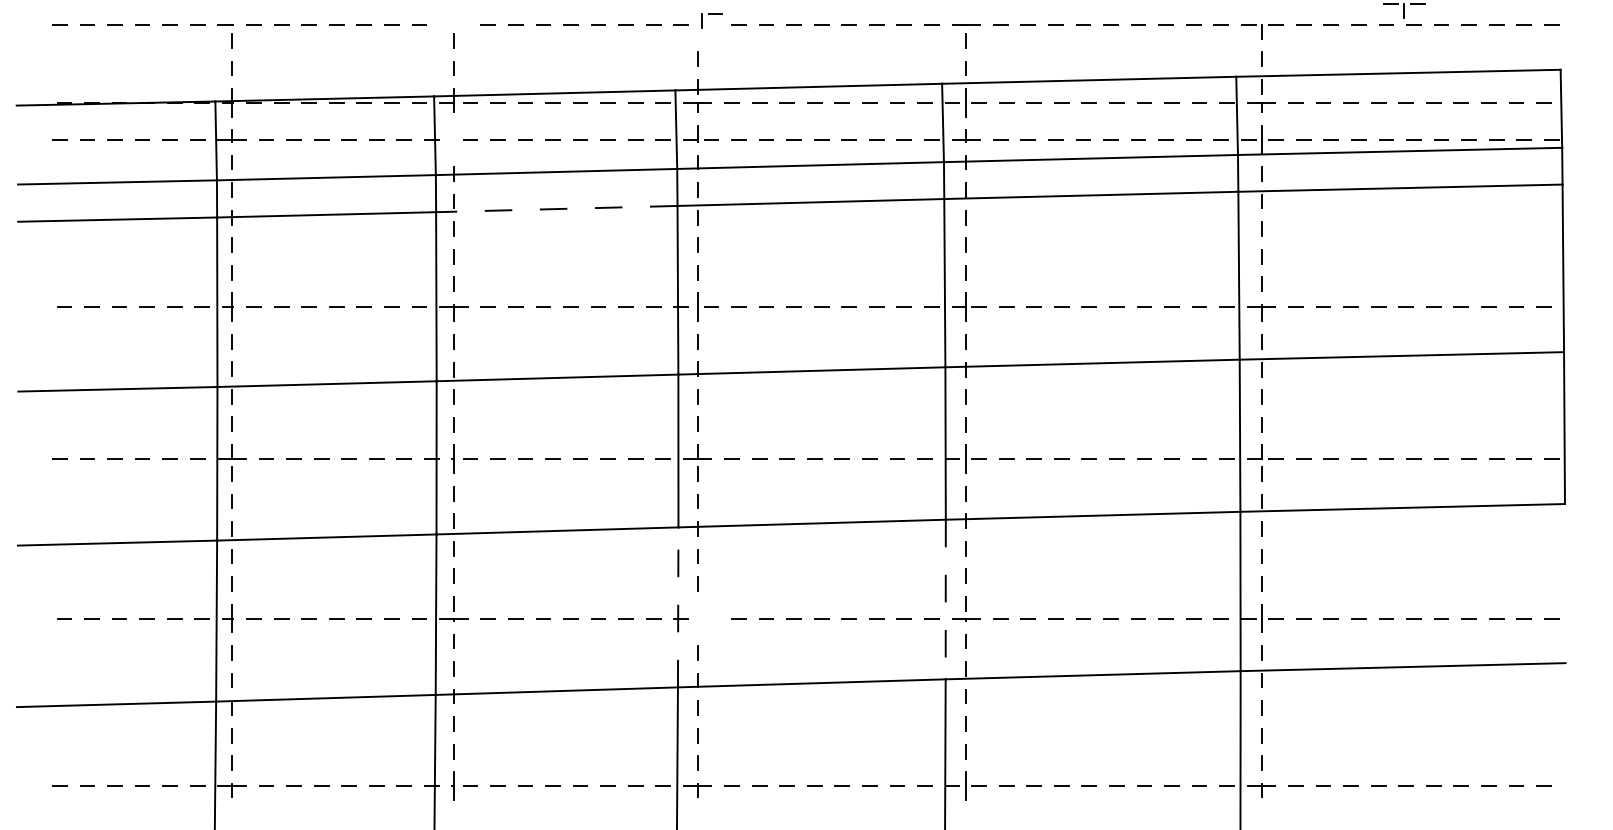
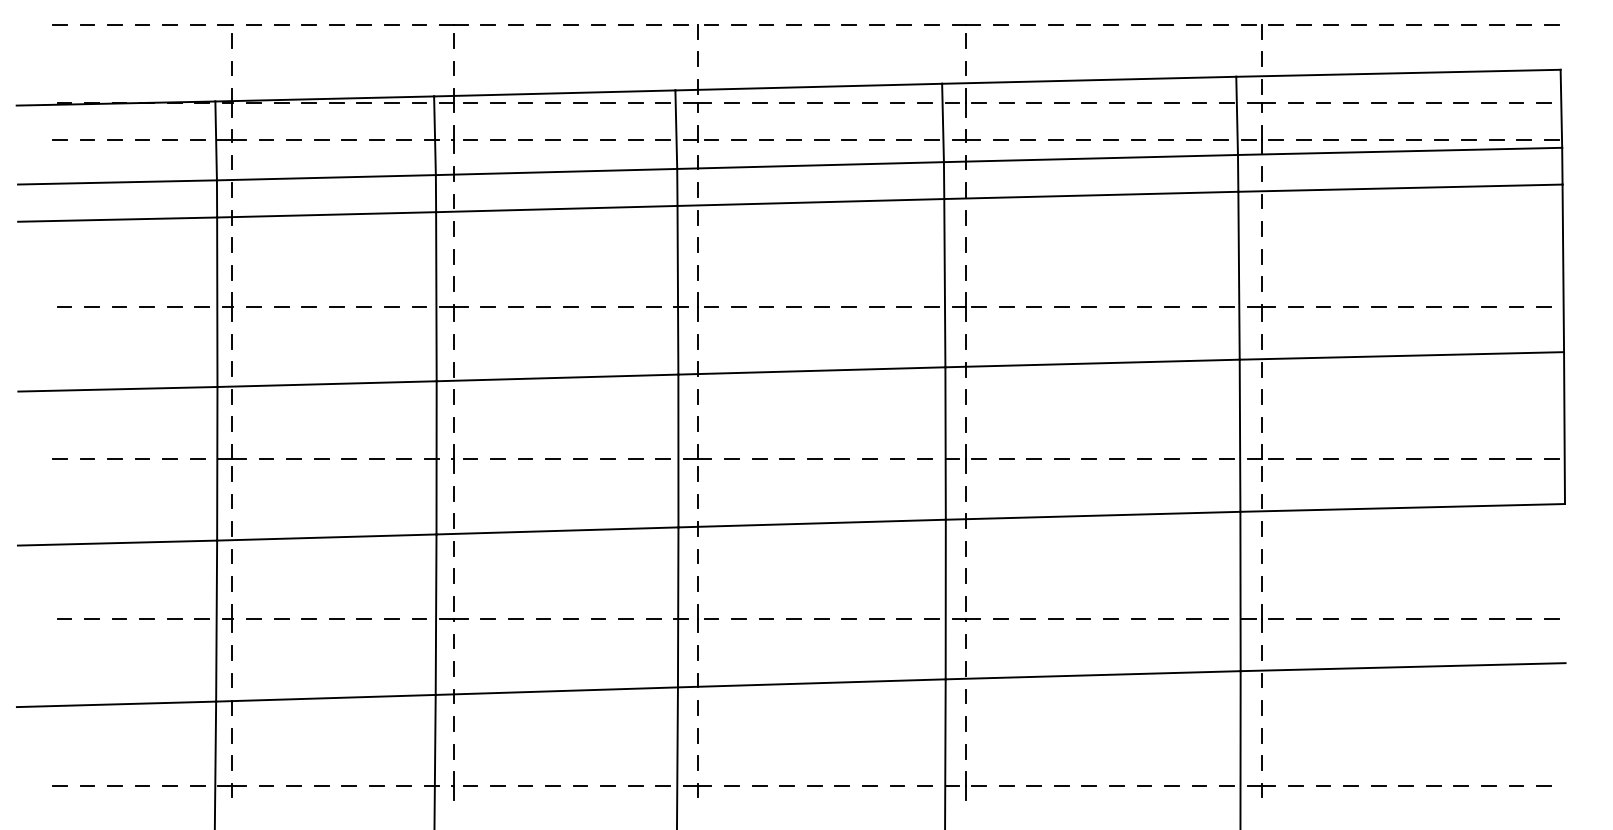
part: present -> none (1404, 10)
part position: (711, 20) -> (707, 31) (707, 31)
line: none -> present (453, 24)
part: none -> present (452, 139)
line: dashed -> solid (556, 209)
line: dashed -> solid (945, 599)
line: dashed -> solid (678, 607)
part: none -> present (707, 618)
